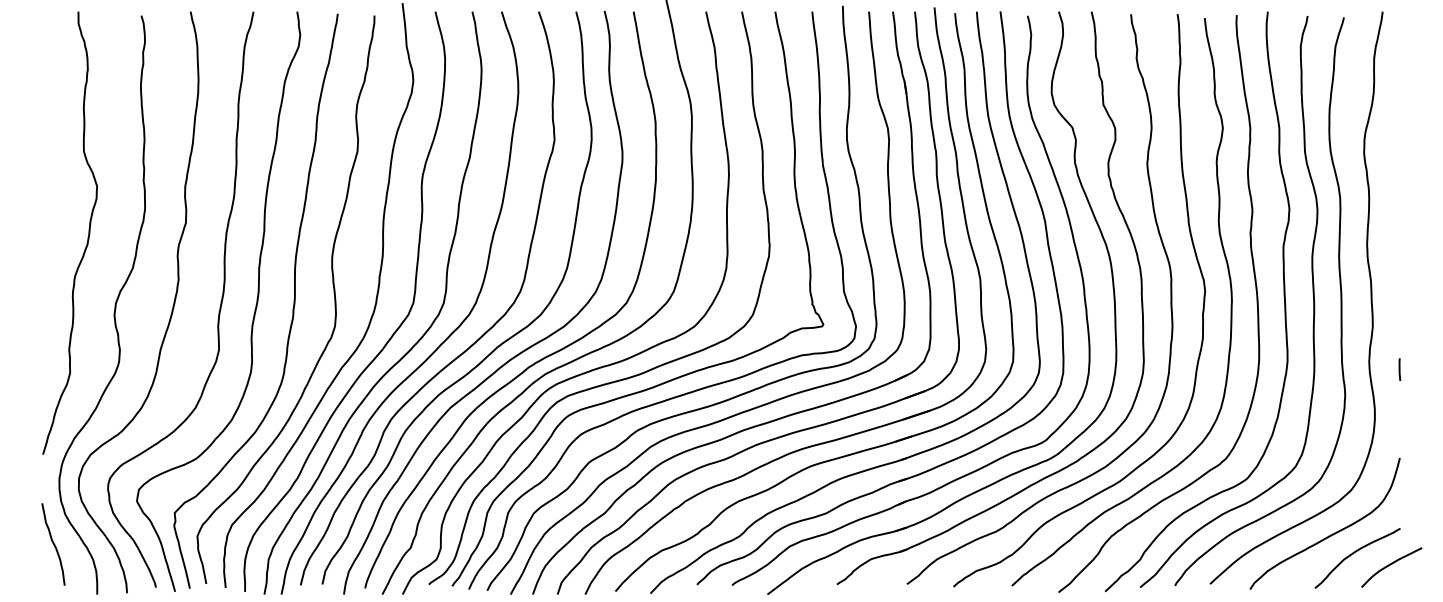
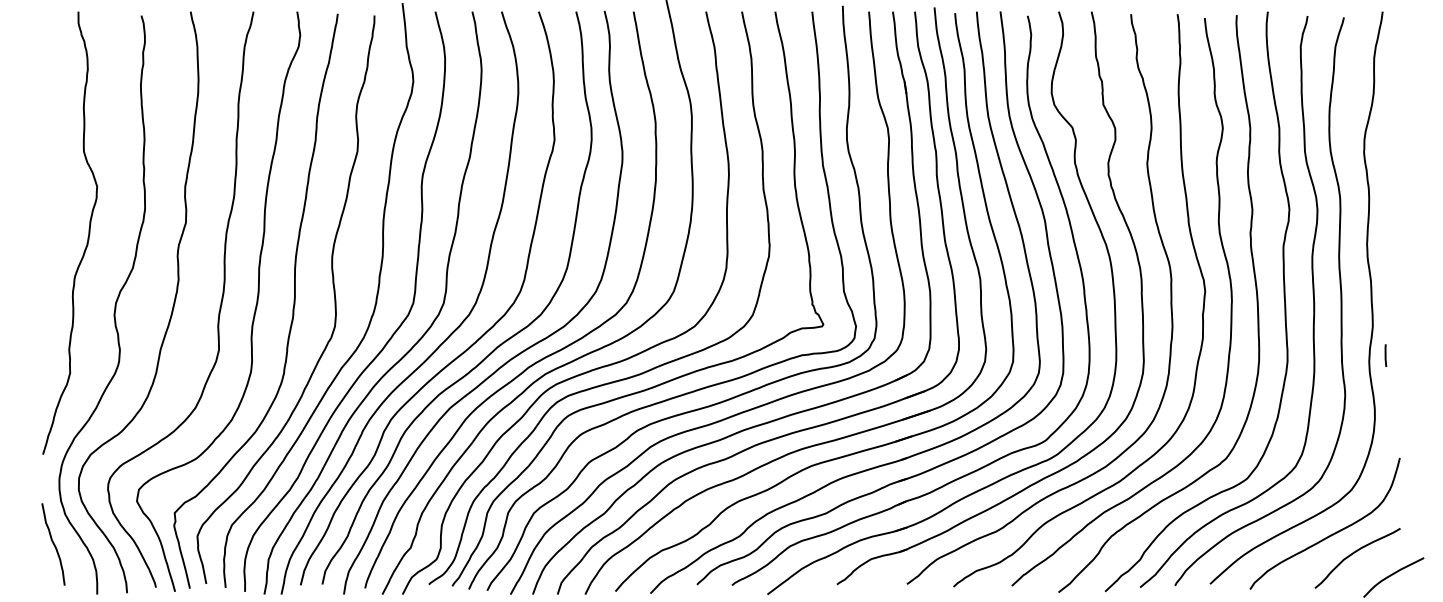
line position: (1399, 369) -> (1385, 355) (1385, 355)
curve position: (1390, 565) -> (1392, 575) (1392, 575)
